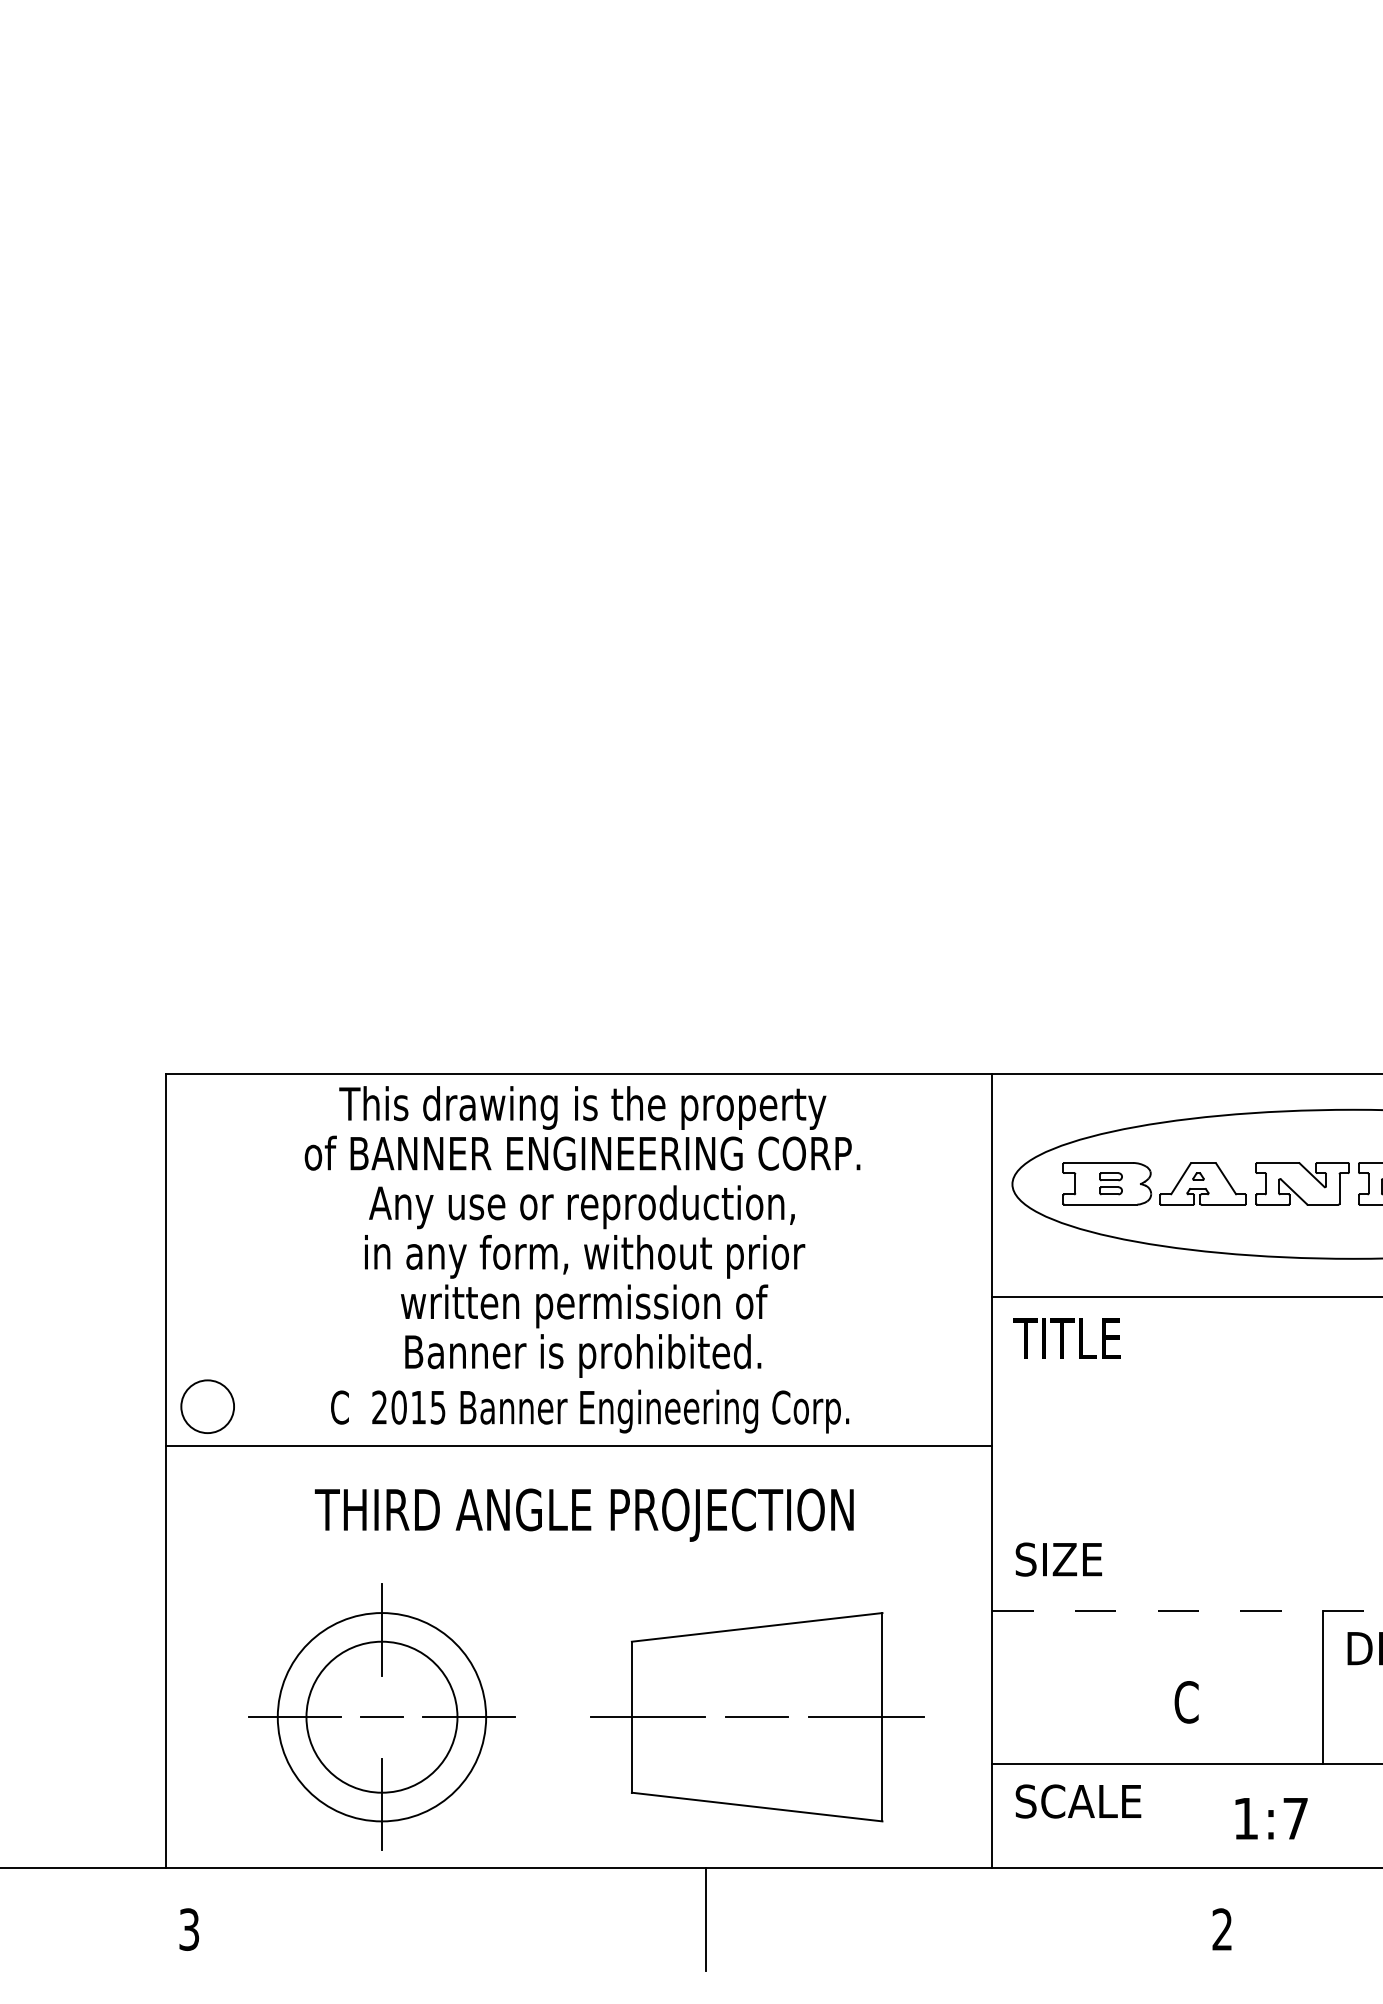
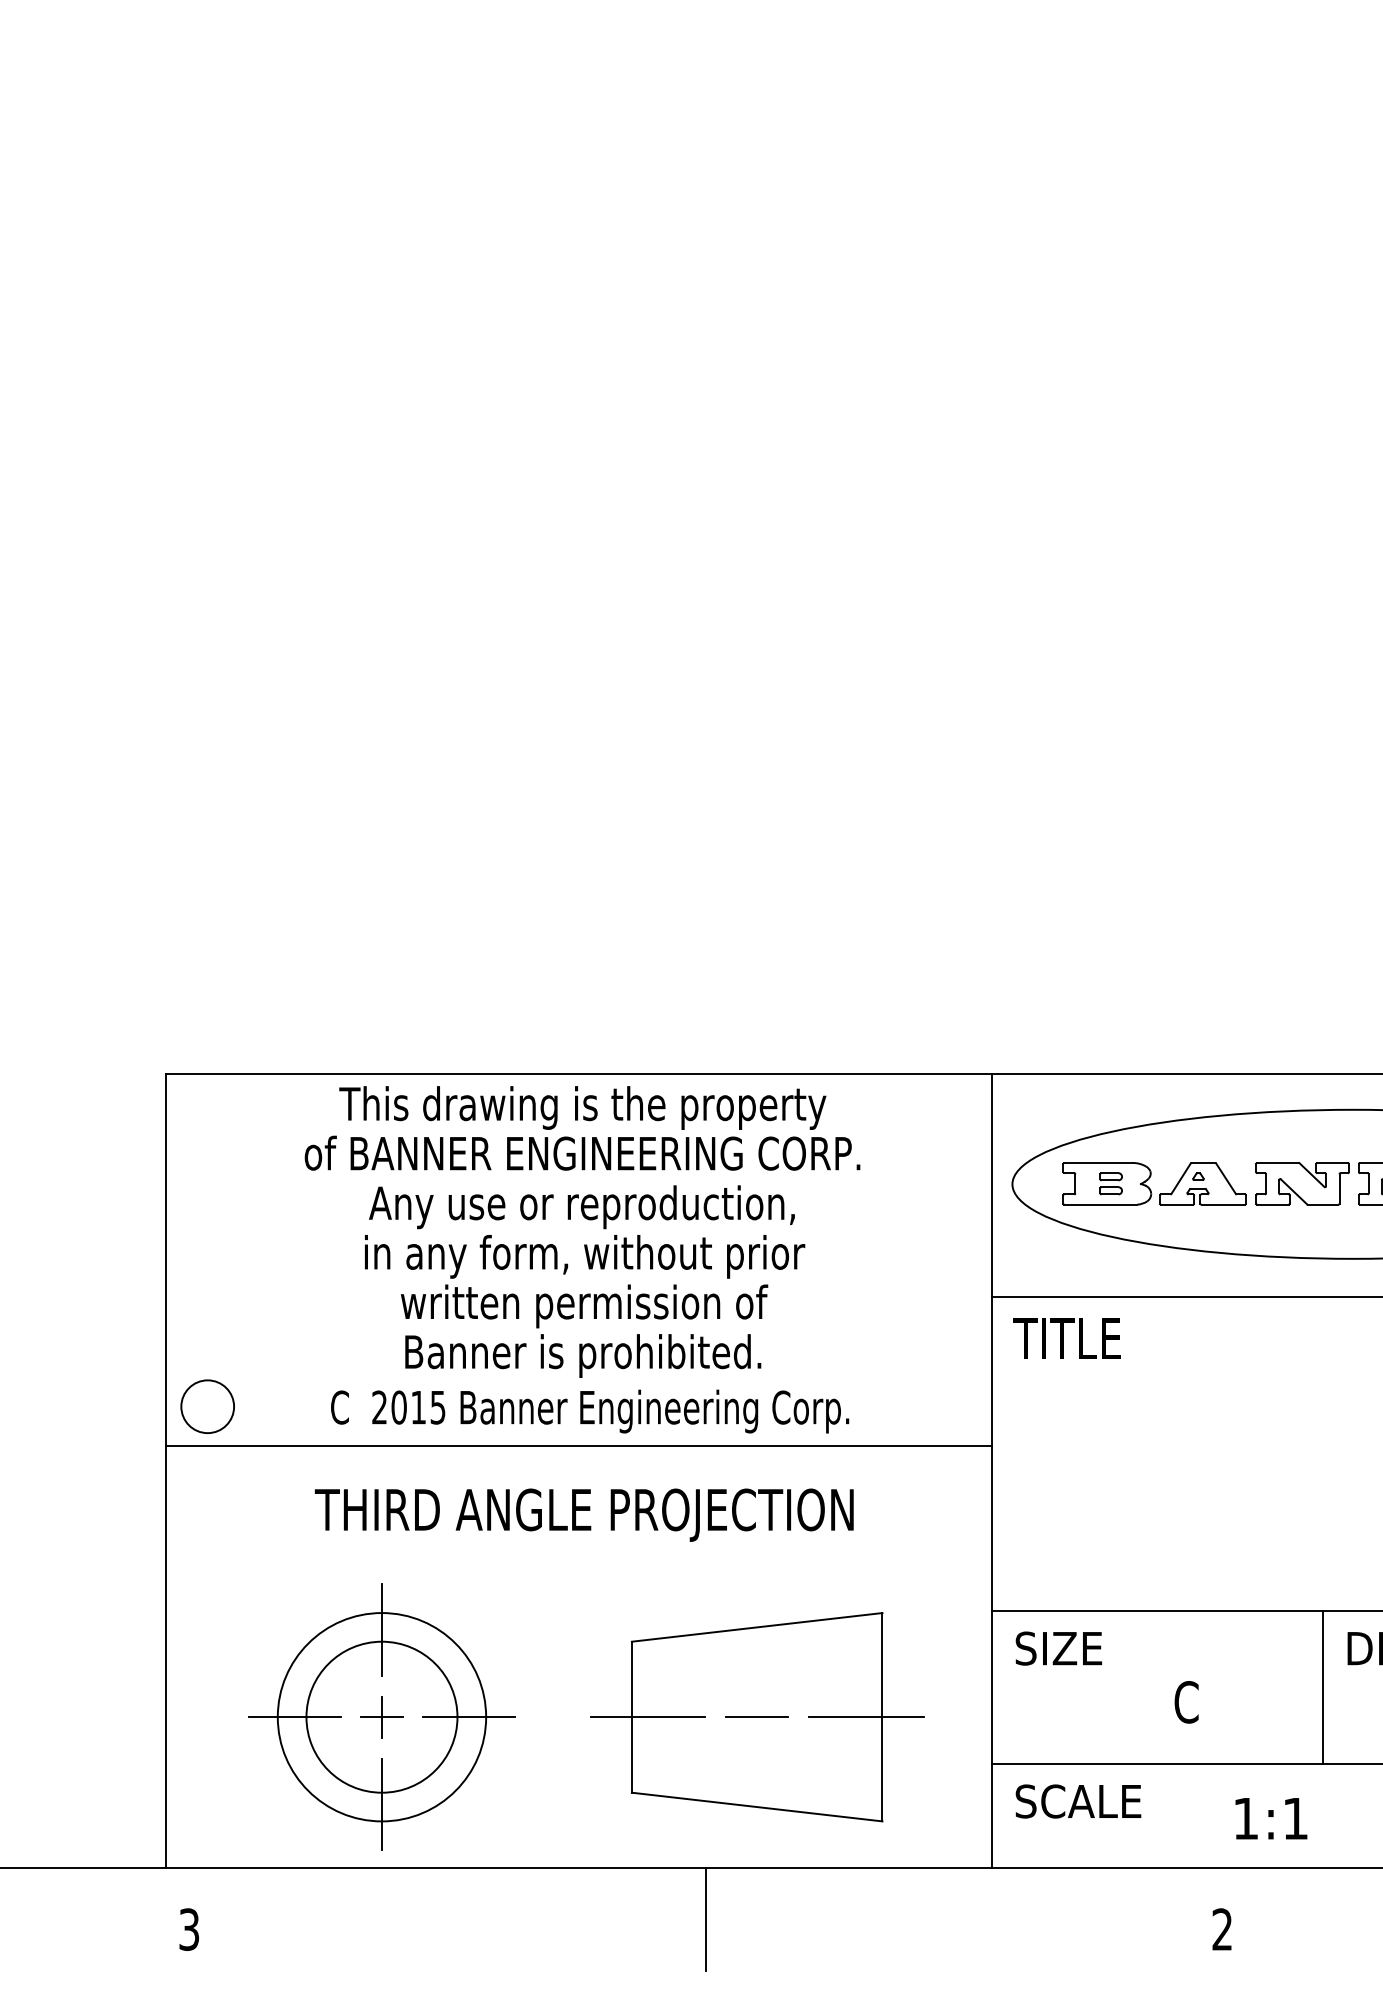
text position: (1058, 1559) -> (1058, 1648) (1058, 1648)
line: dashed -> solid (1187, 1611)
line: none -> present (381, 1716)
text: 1:7 -> 1:1 (1295, 1818)
